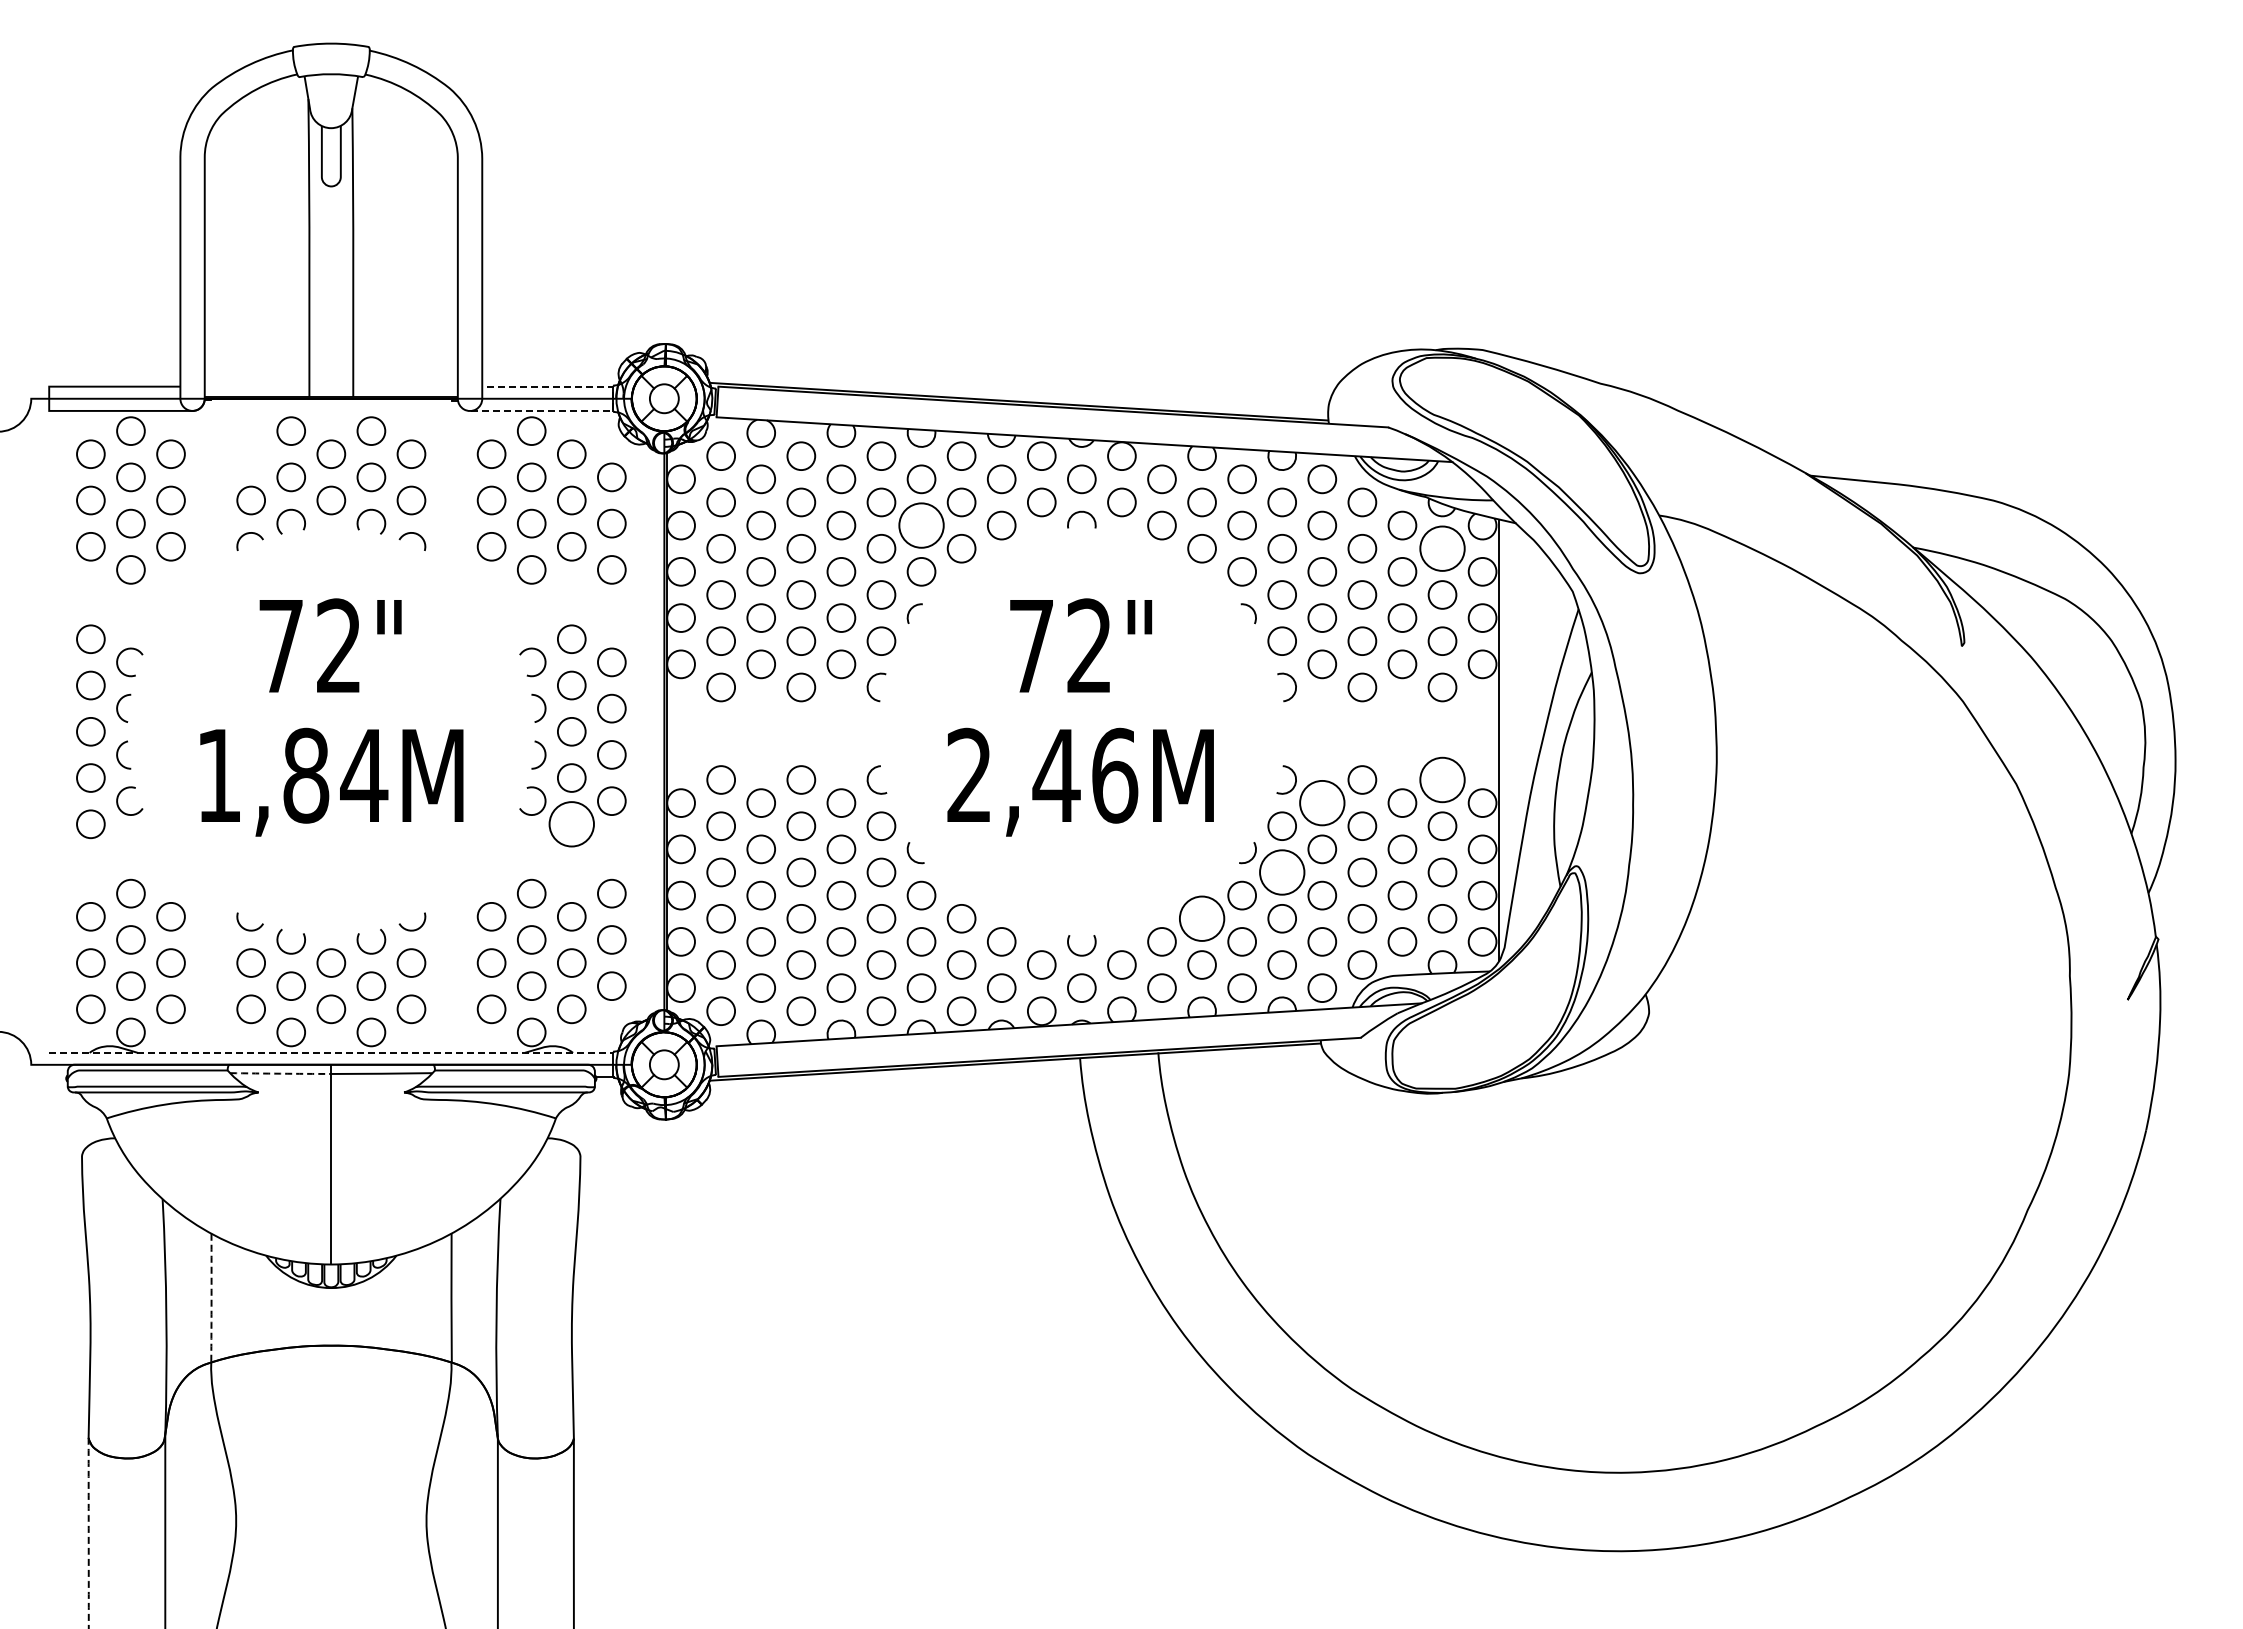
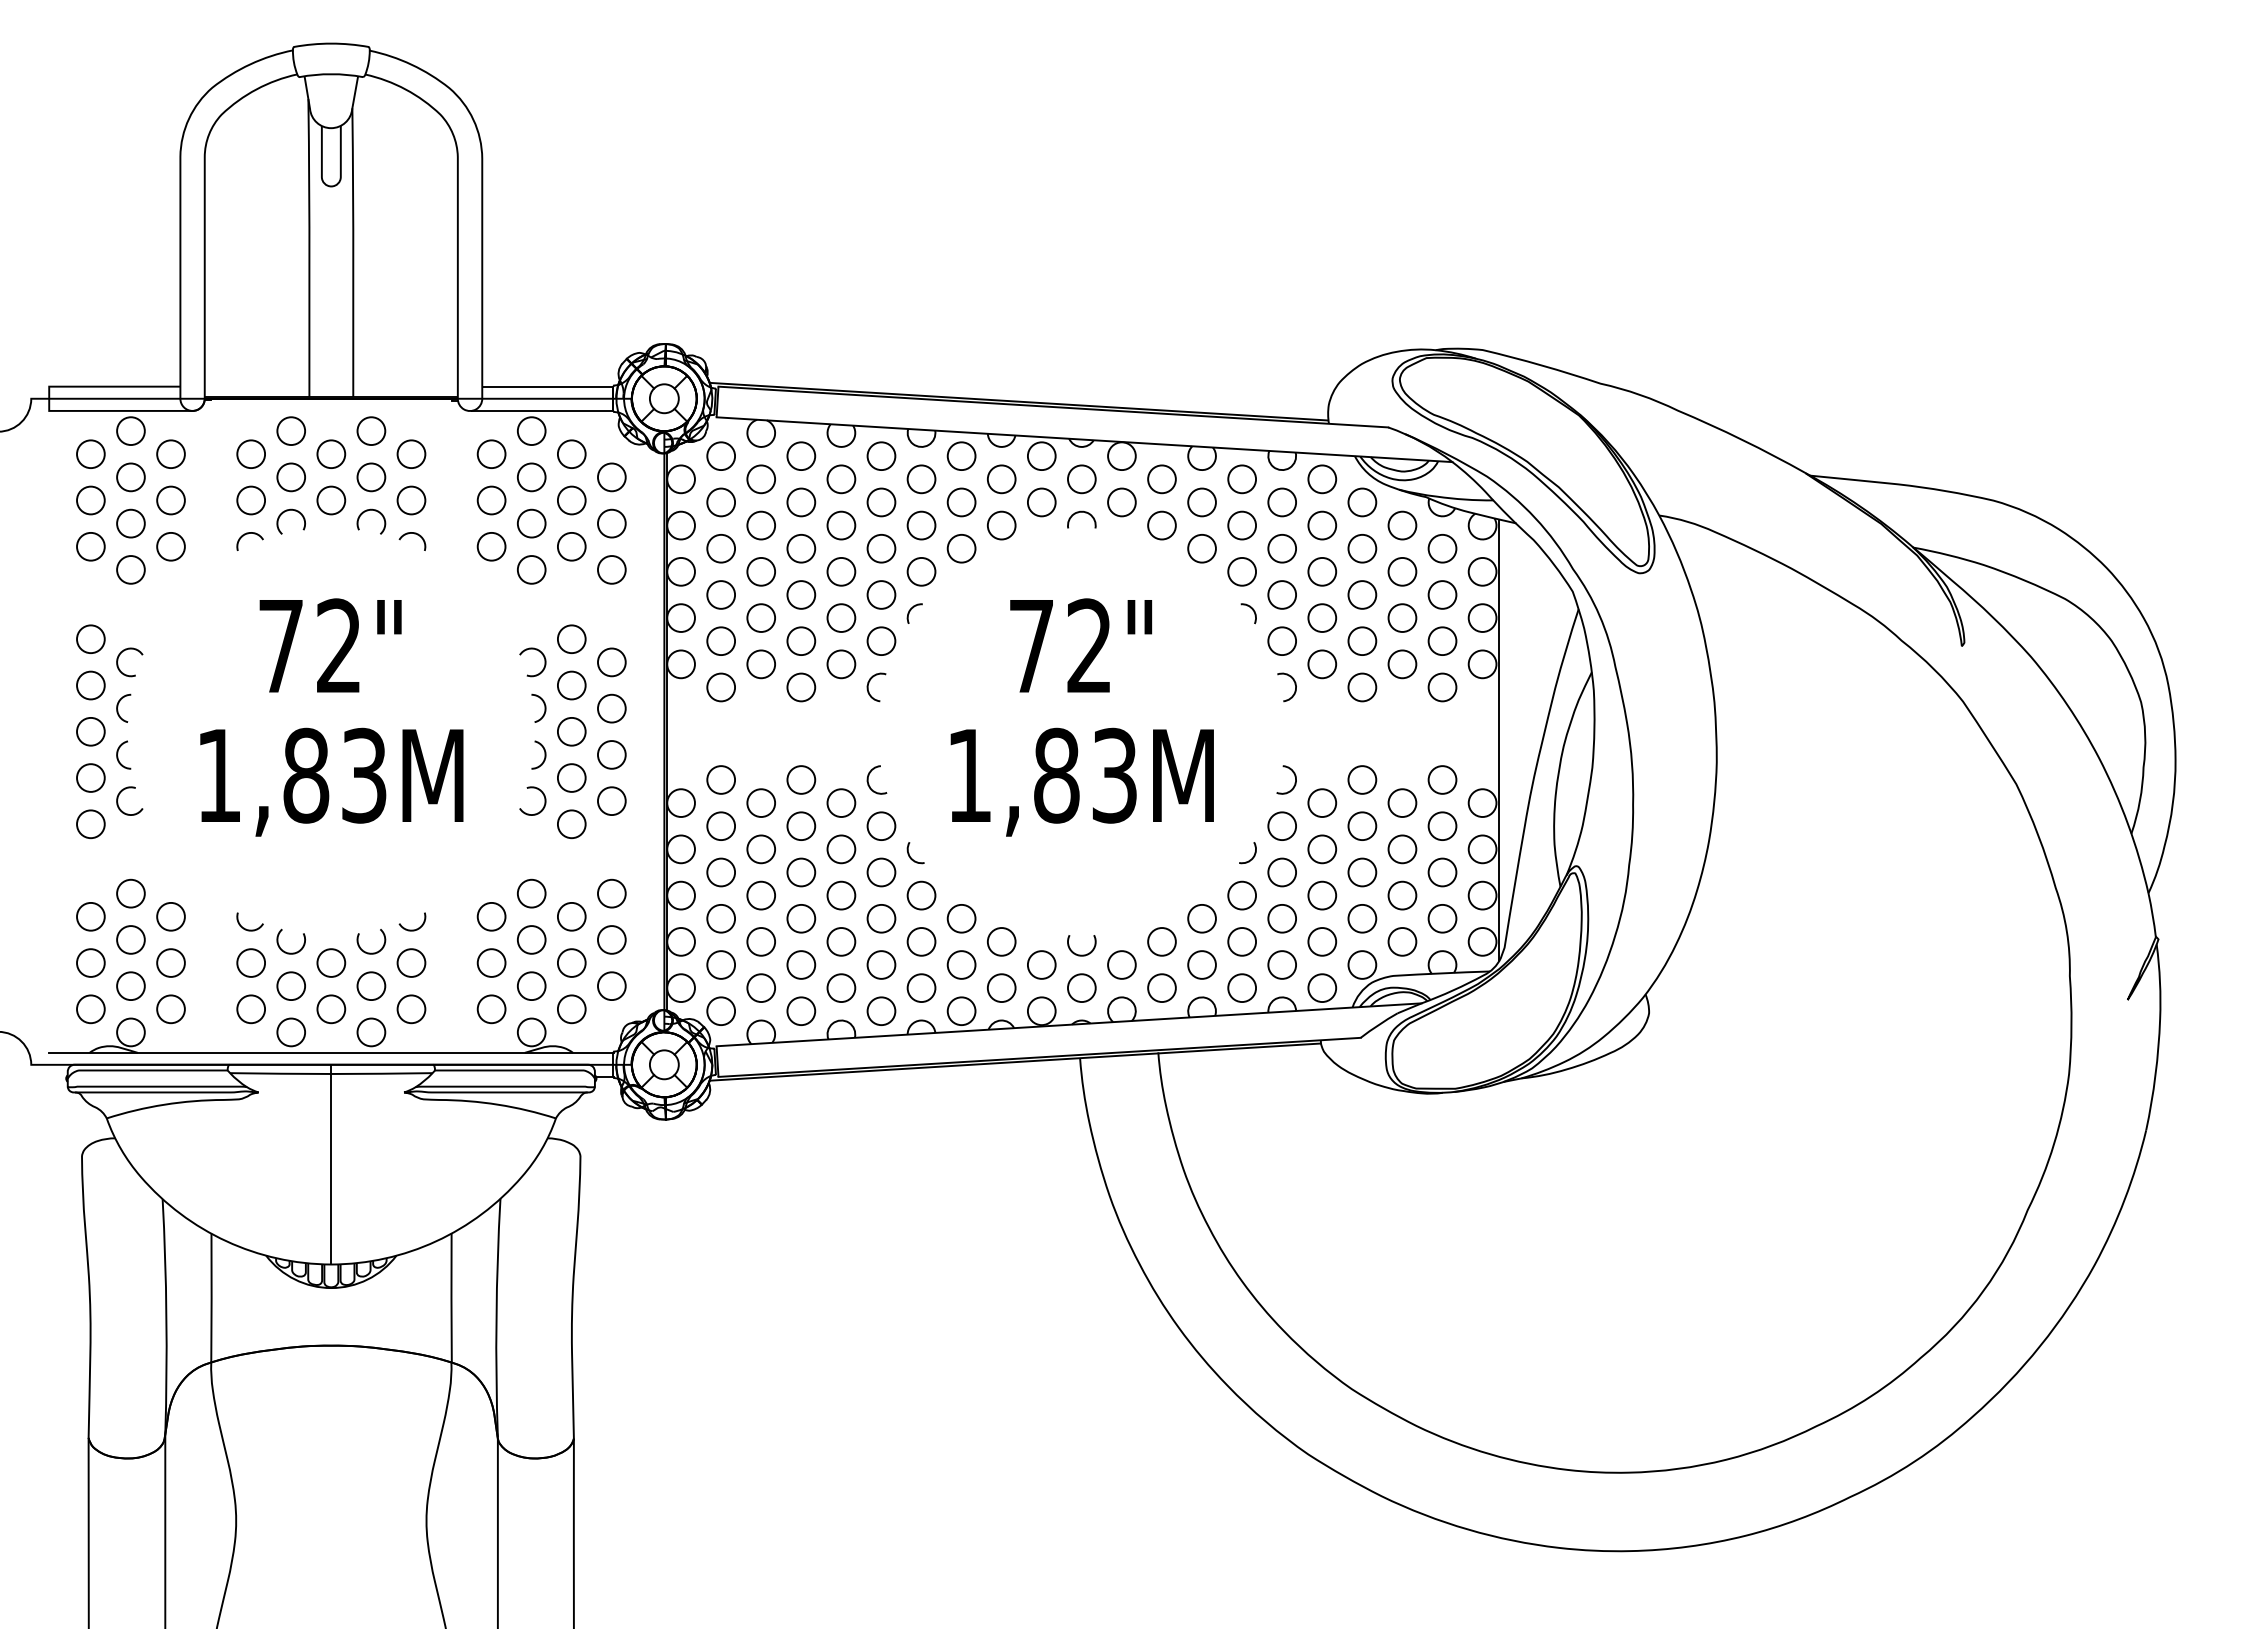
line: dashed -> solid (613, 404)
circle: none -> present (250, 453)
circle diameter: 44 px -> 28 px (921, 525)
circle diameter: 44 px -> 28 px (1442, 548)
text: 1,84M -> 1,83M (364, 775)
text: 2,46M -> 1,83M (1042, 775)
circle diameter: 44 px -> 28 px (1442, 779)
circle diameter: 44 px -> 28 px (1322, 803)
circle diameter: 44 px -> 28 px (571, 824)
circle diameter: 44 px -> 28 px (1282, 872)
circle diameter: 44 px -> 28 px (1201, 918)
line: dashed -> solid (331, 1052)
line: dashed -> solid (280, 1073)
line: dashed -> solid (211, 1298)
line: dashed -> solid (88, 1533)
